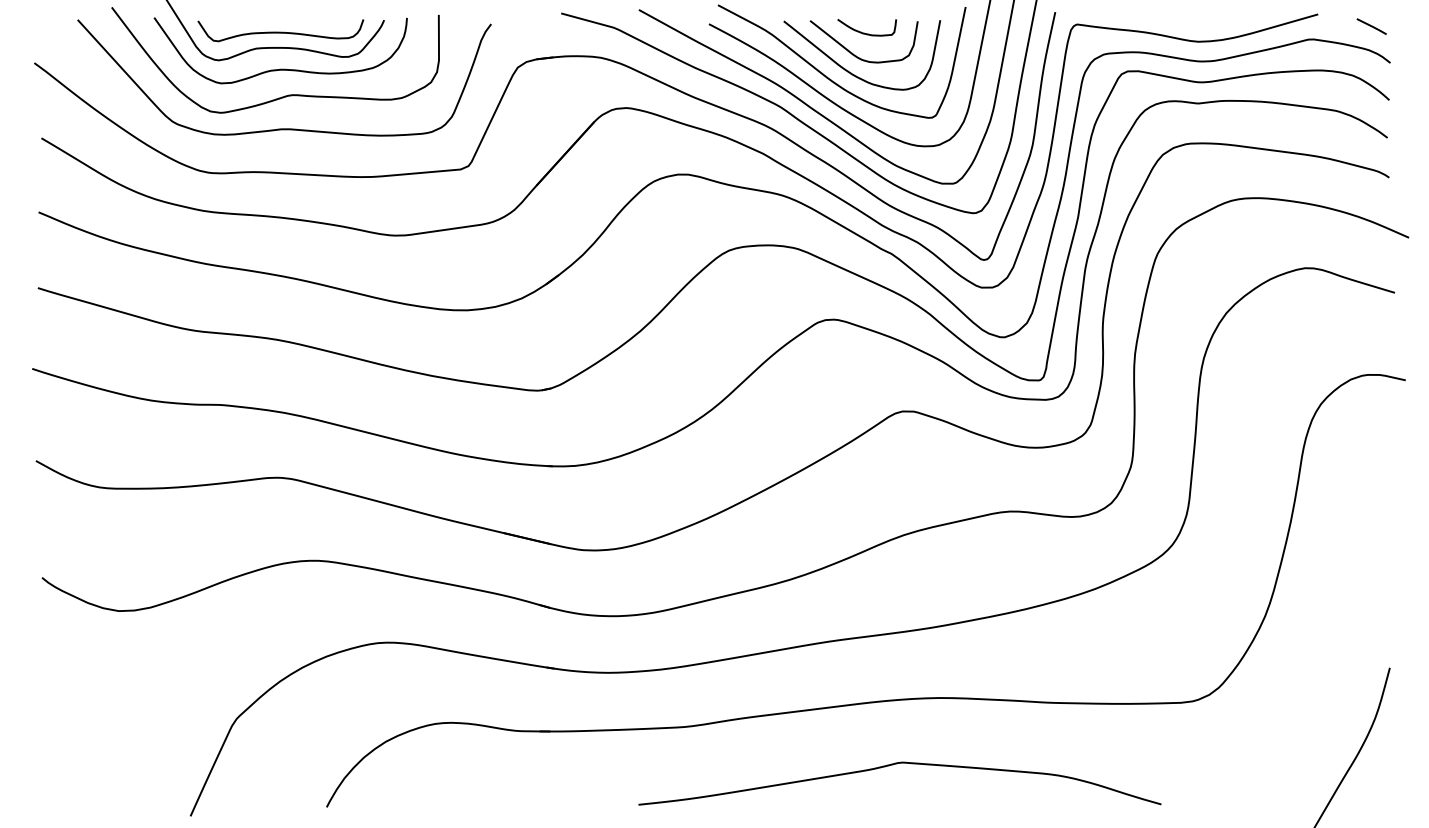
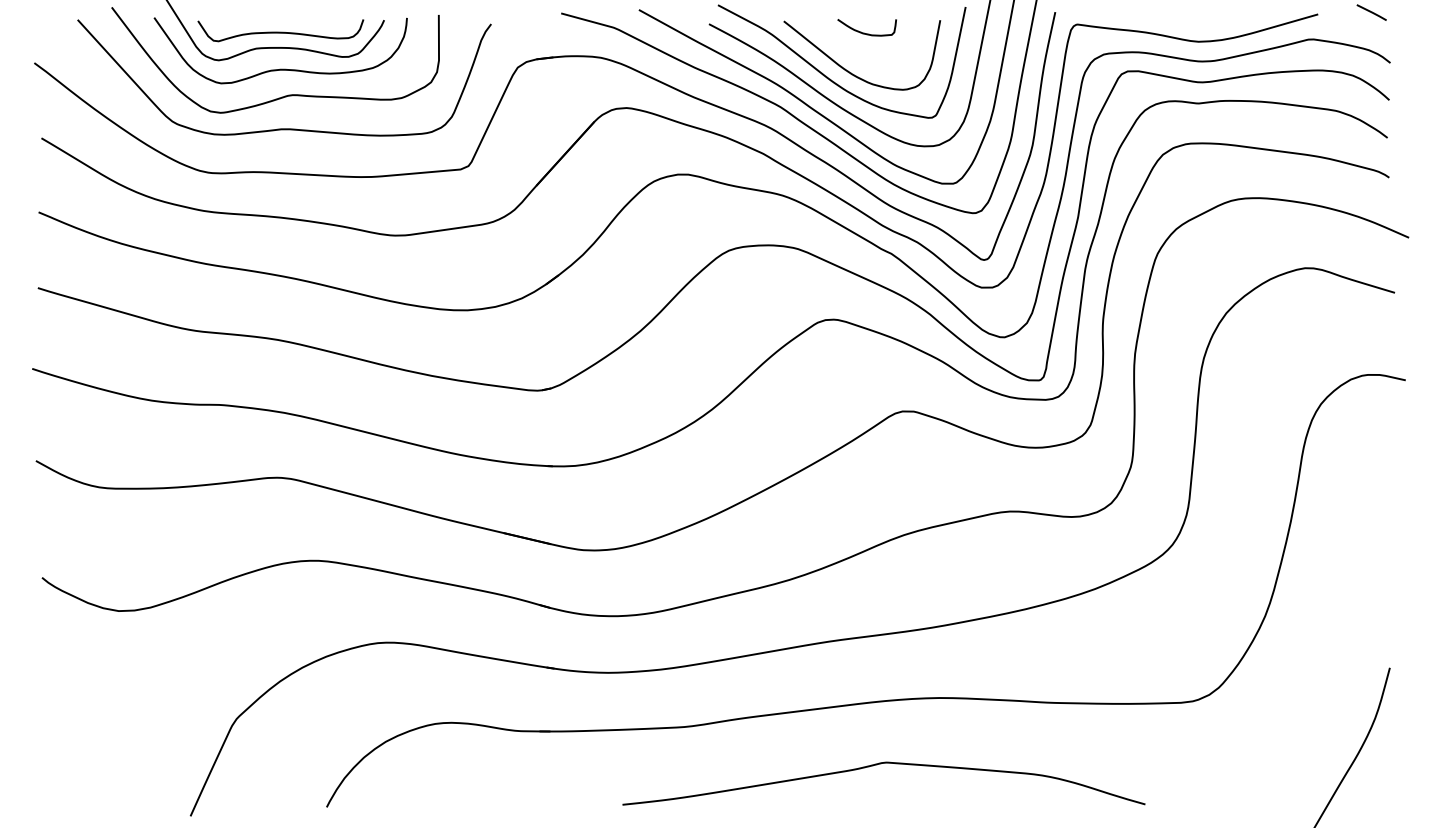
line position: (1371, 26) -> (1371, 12) (1371, 12)
curve: present -> none (852, 52)
curve position: (893, 765) -> (877, 765) (877, 765)
